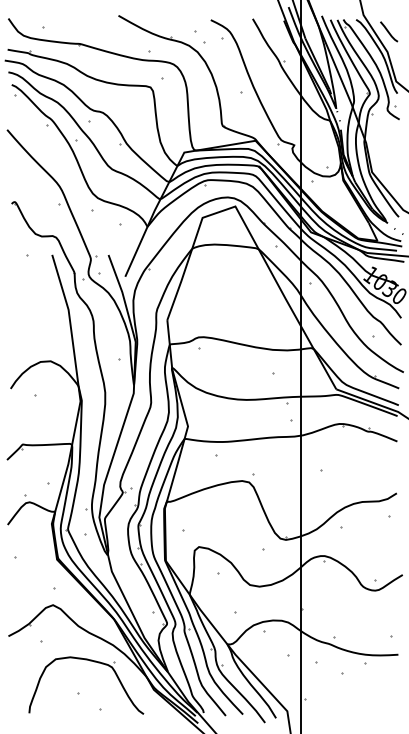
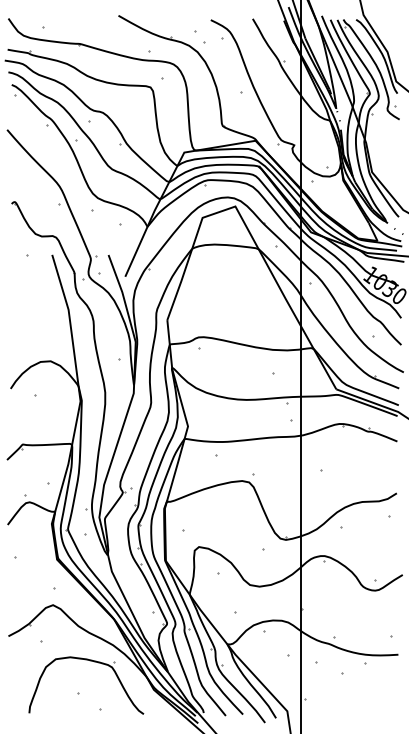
line: present -> none (389, 31)
